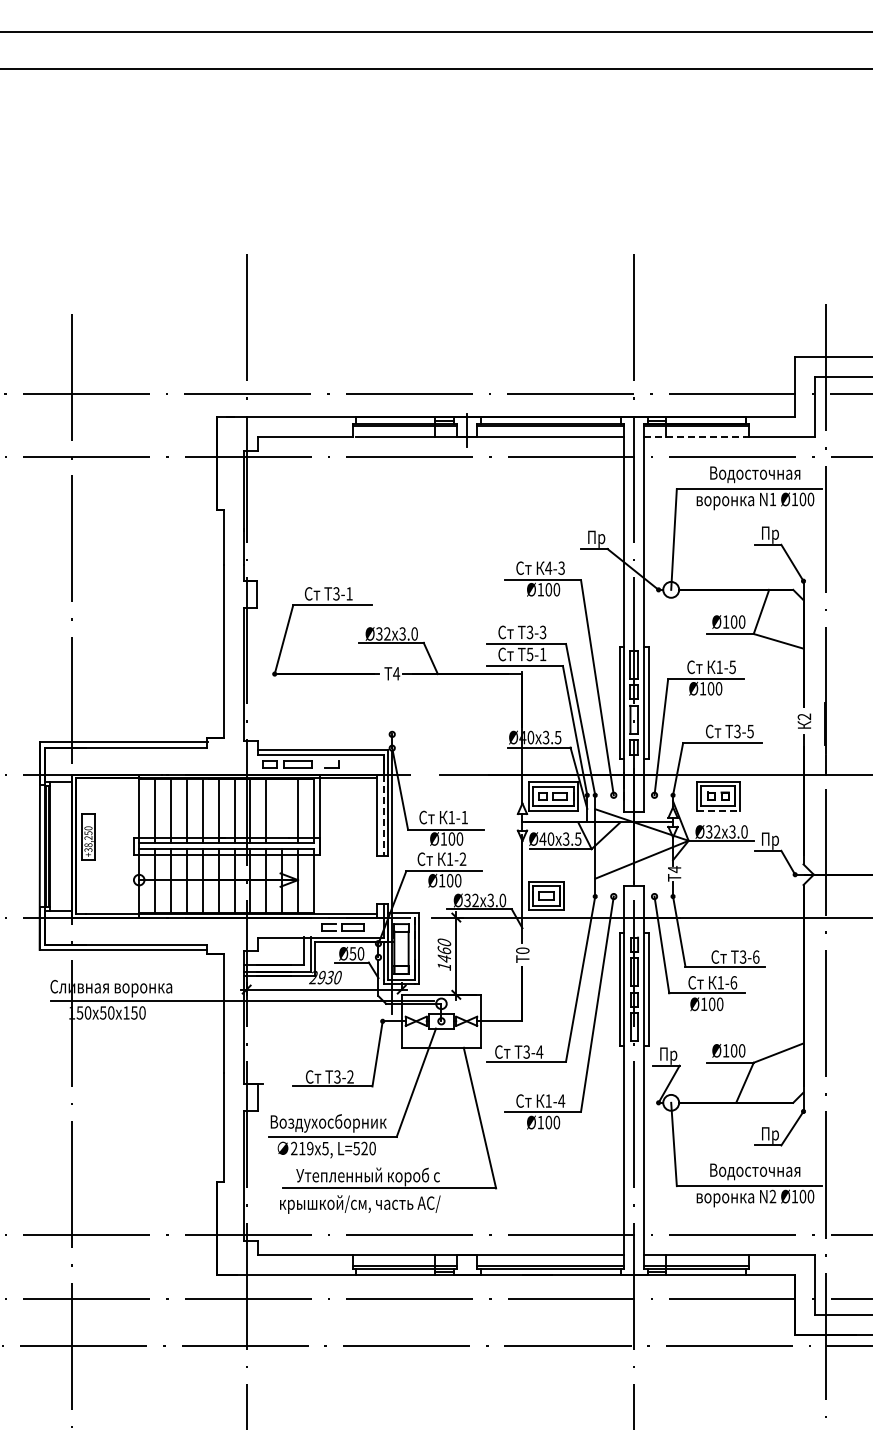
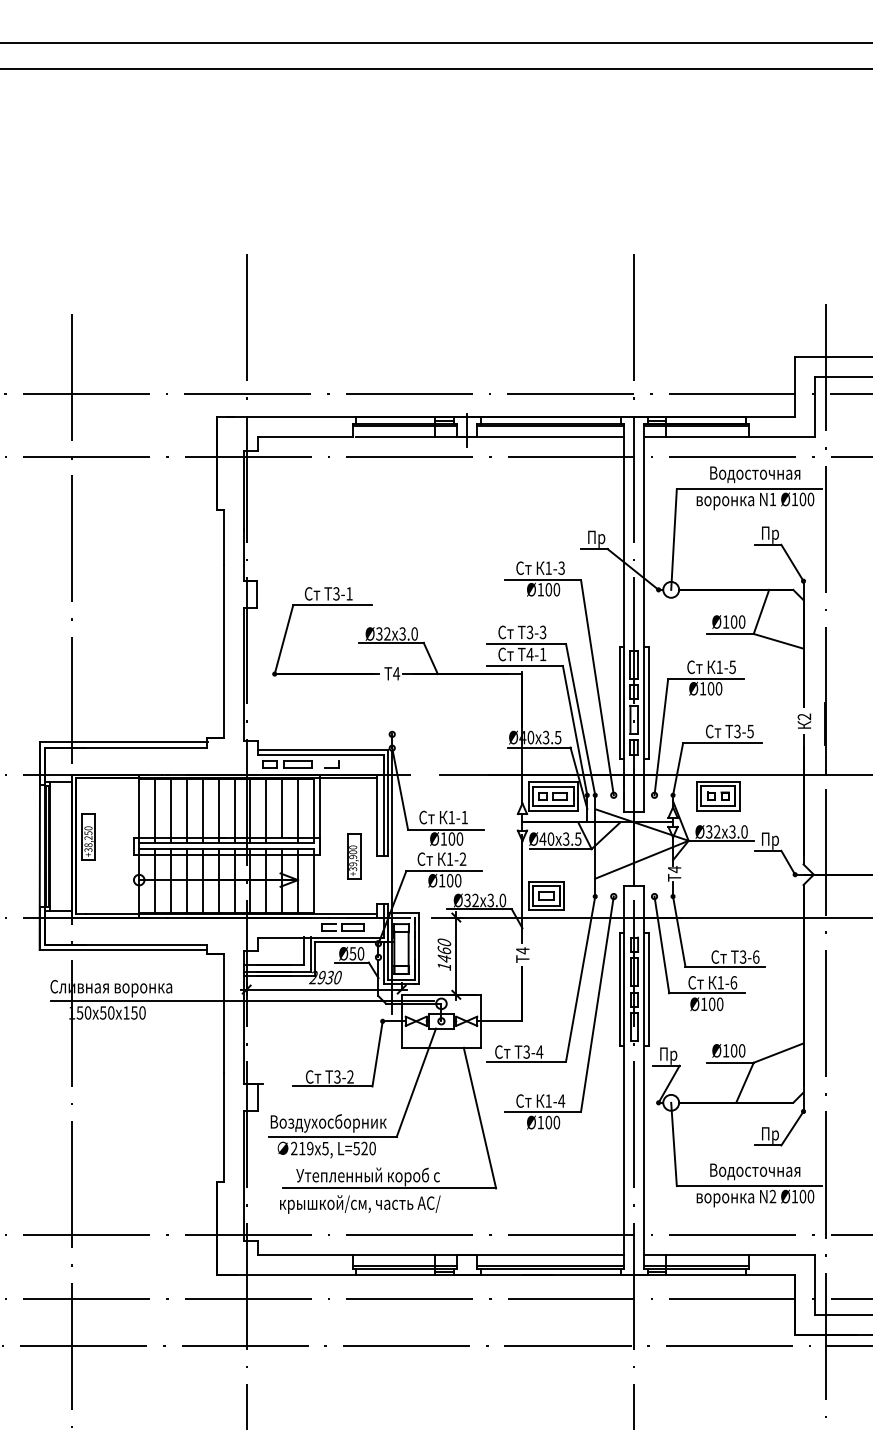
line position: (435, 31) -> (435, 42) (435, 42)
line: dashed -> solid (694, 437)
text: 4-3 -> 1-3 (548, 567)
text: 5-1 -> 4-1 (529, 654)
line: none -> present (282, 808)
line: dashed -> solid (718, 810)
line: dashed -> solid (383, 815)
part: none -> present (354, 856)
text: 0 -> 4 (522, 950)
